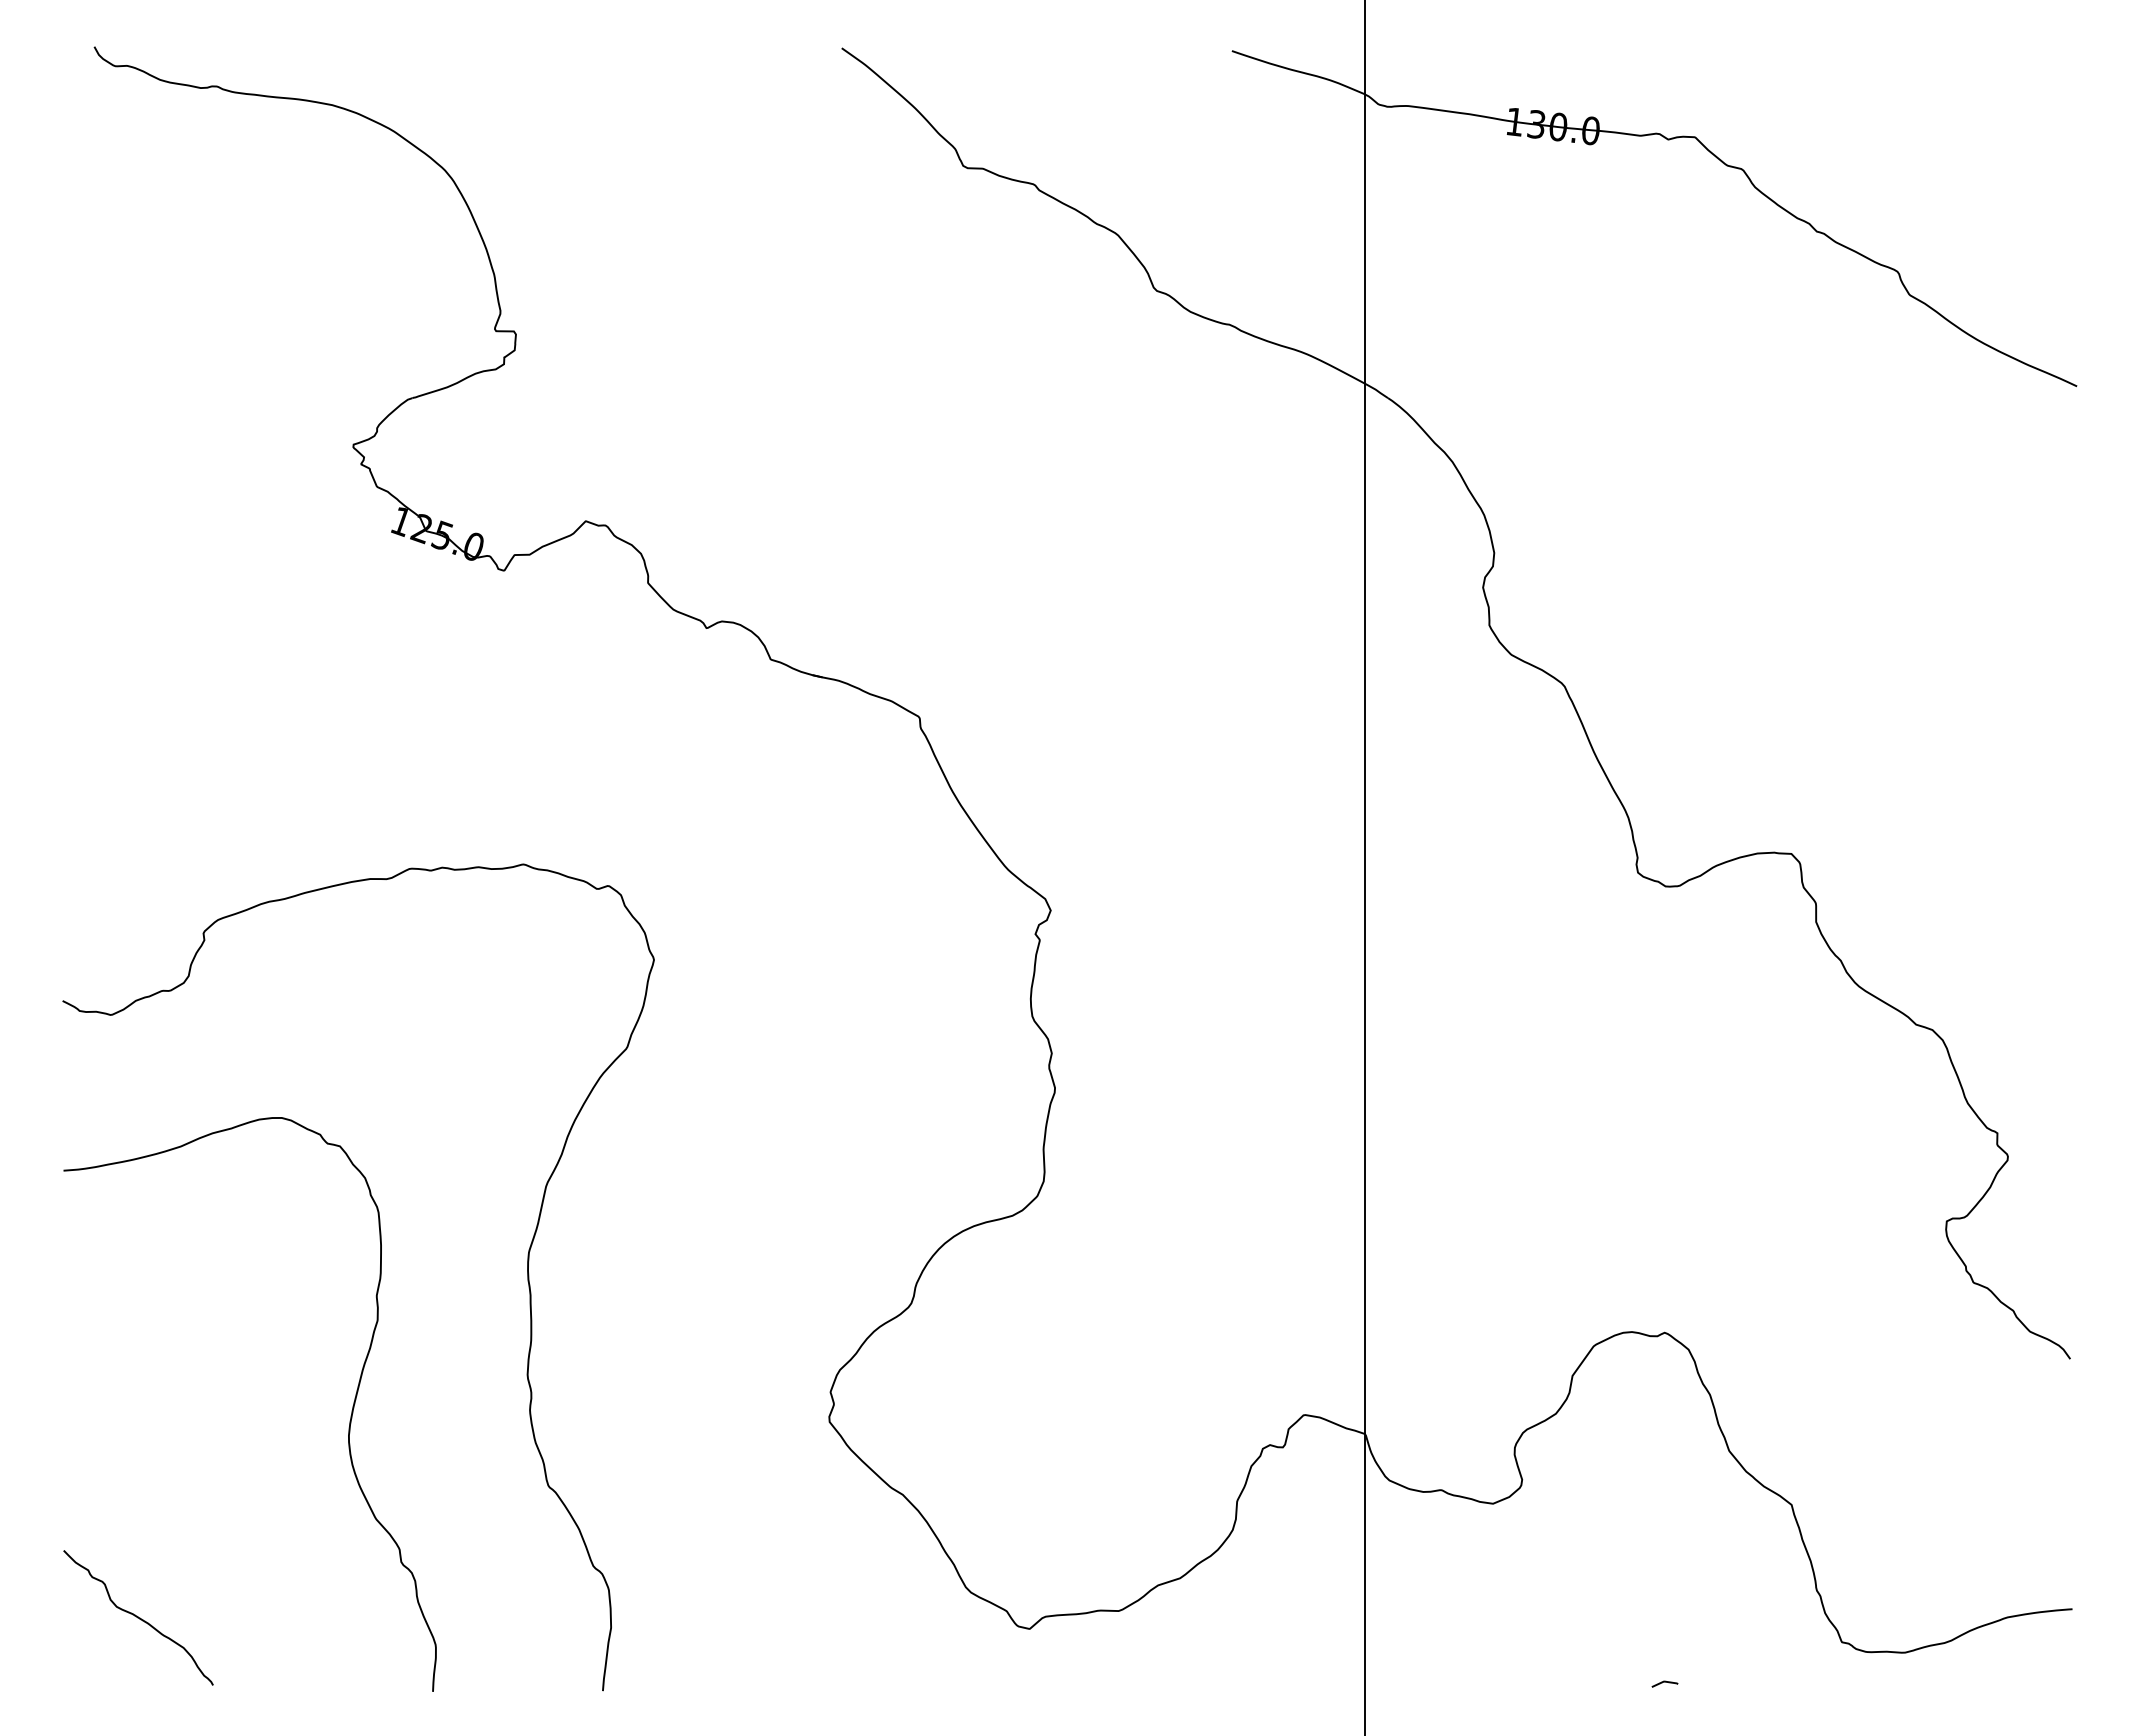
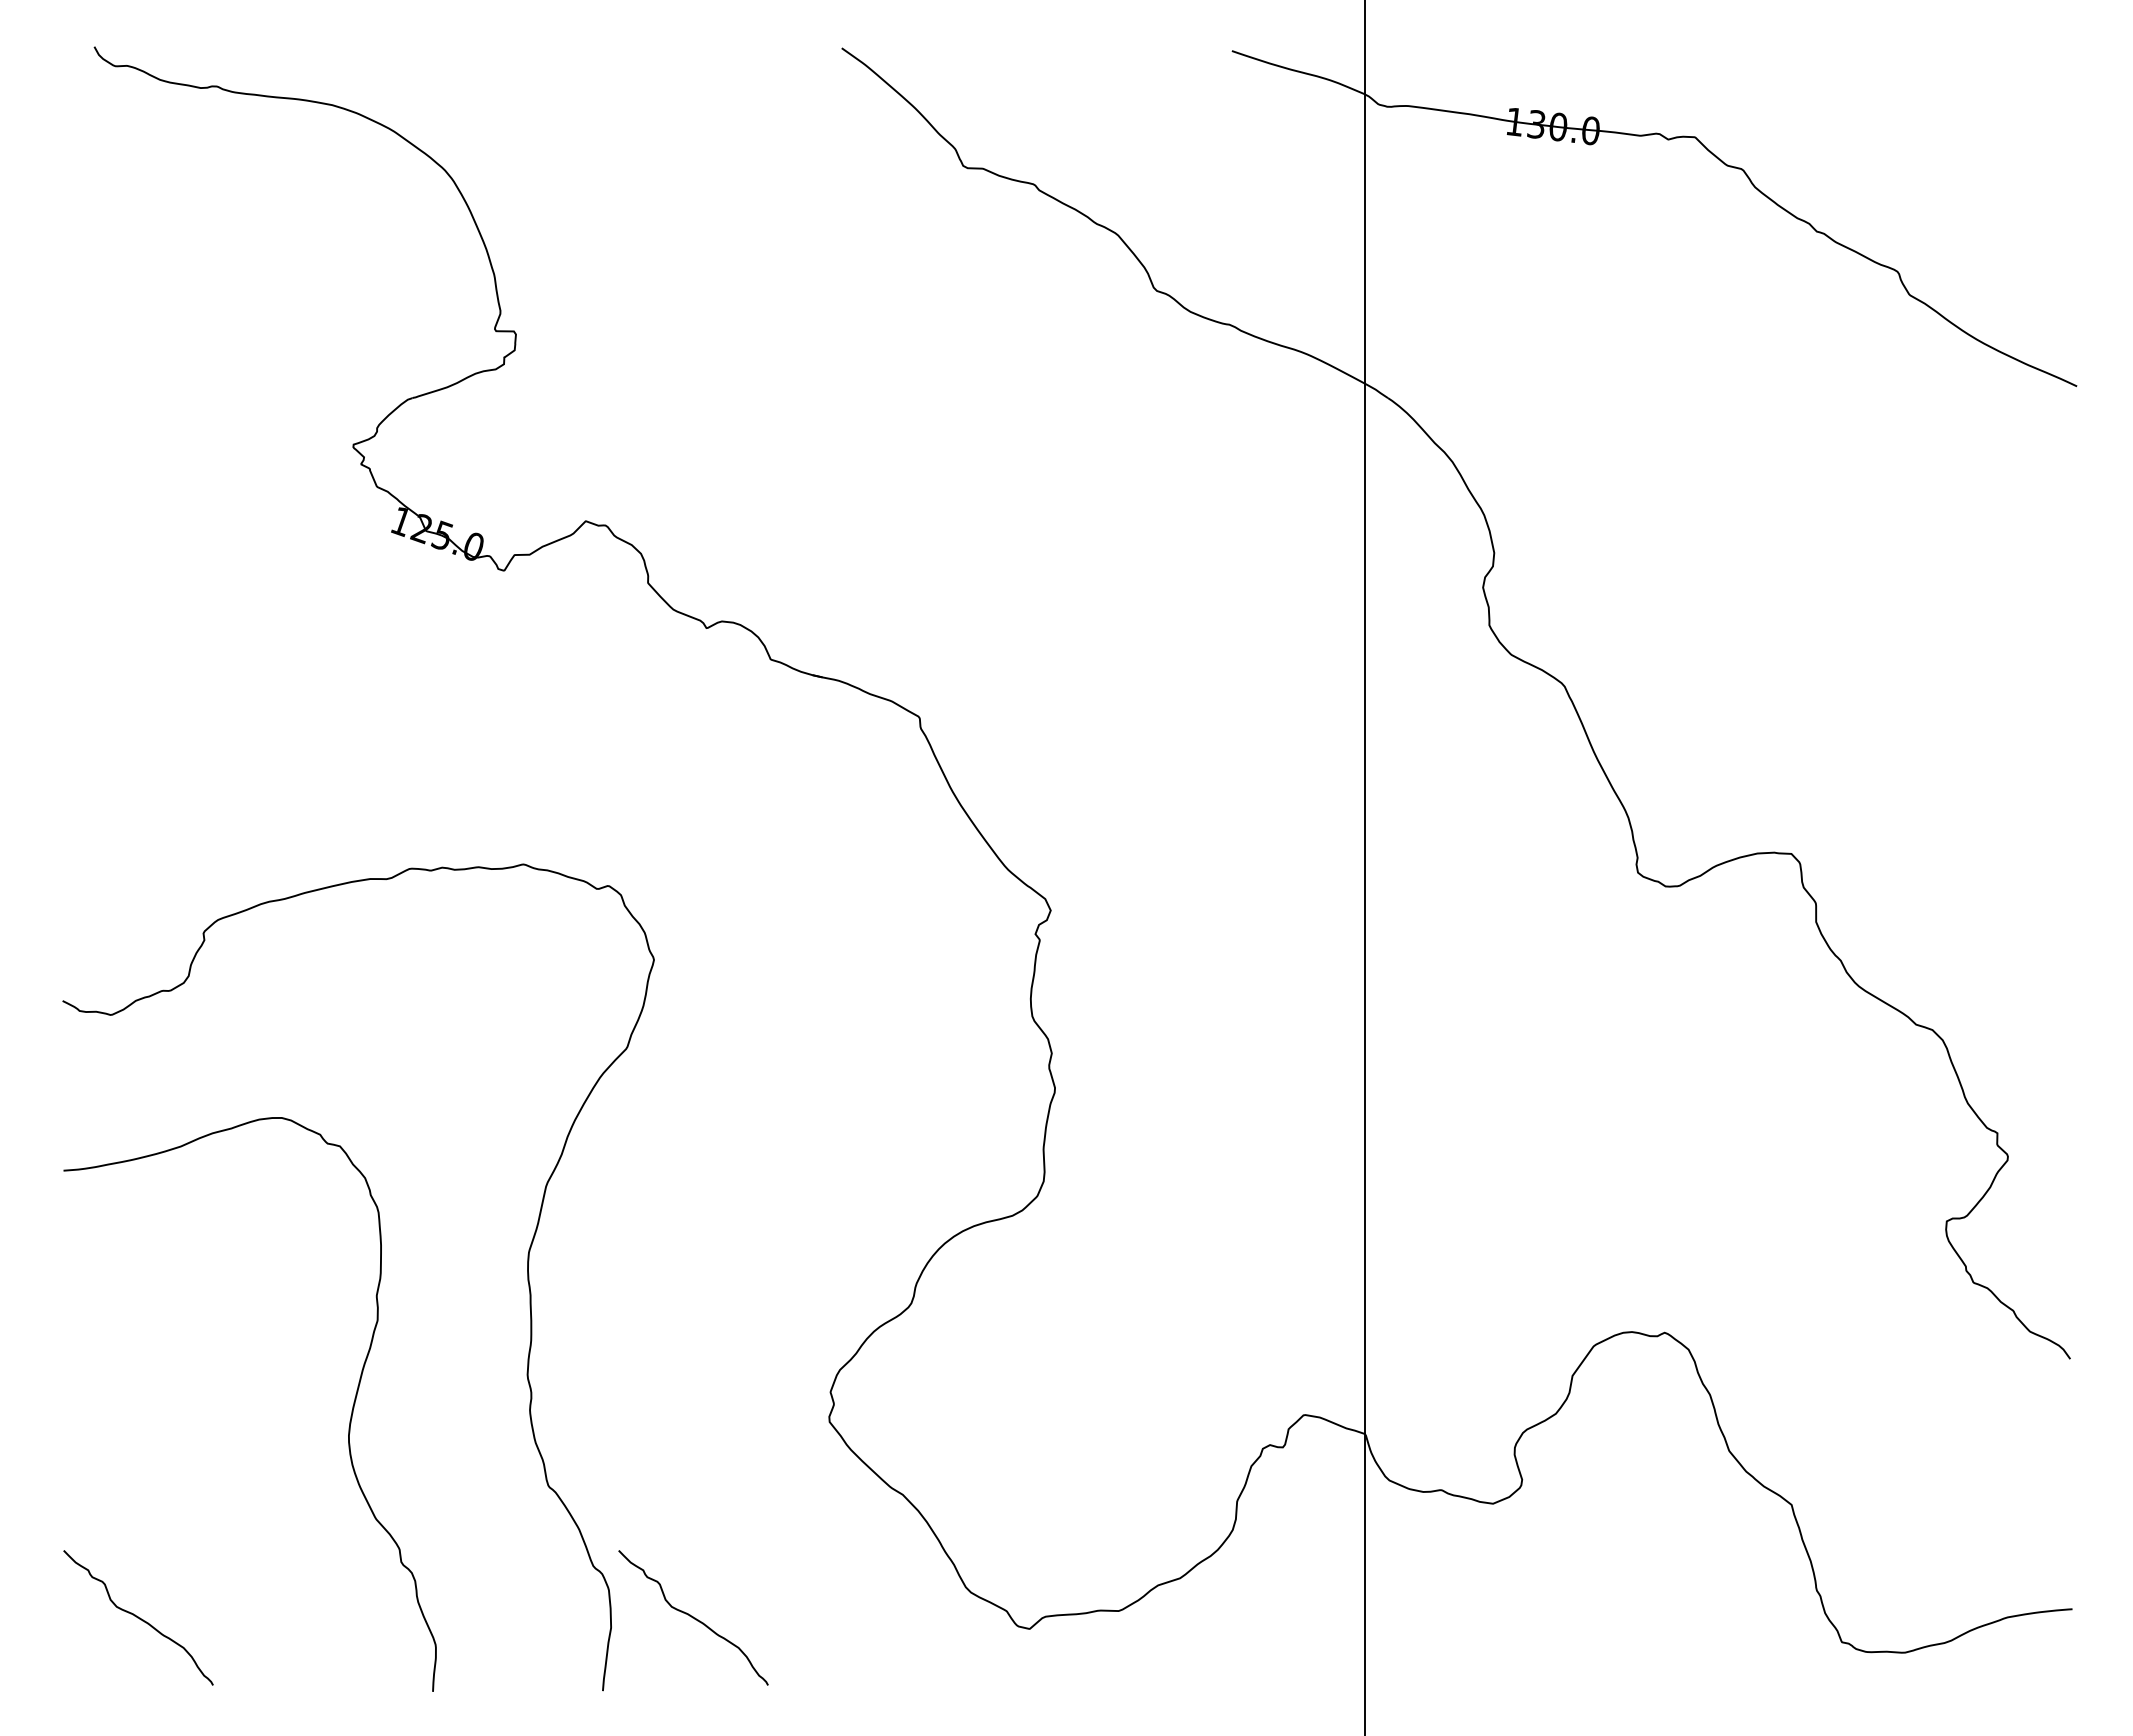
curve: none -> present (693, 1617)
curve: present -> none (1664, 1682)
